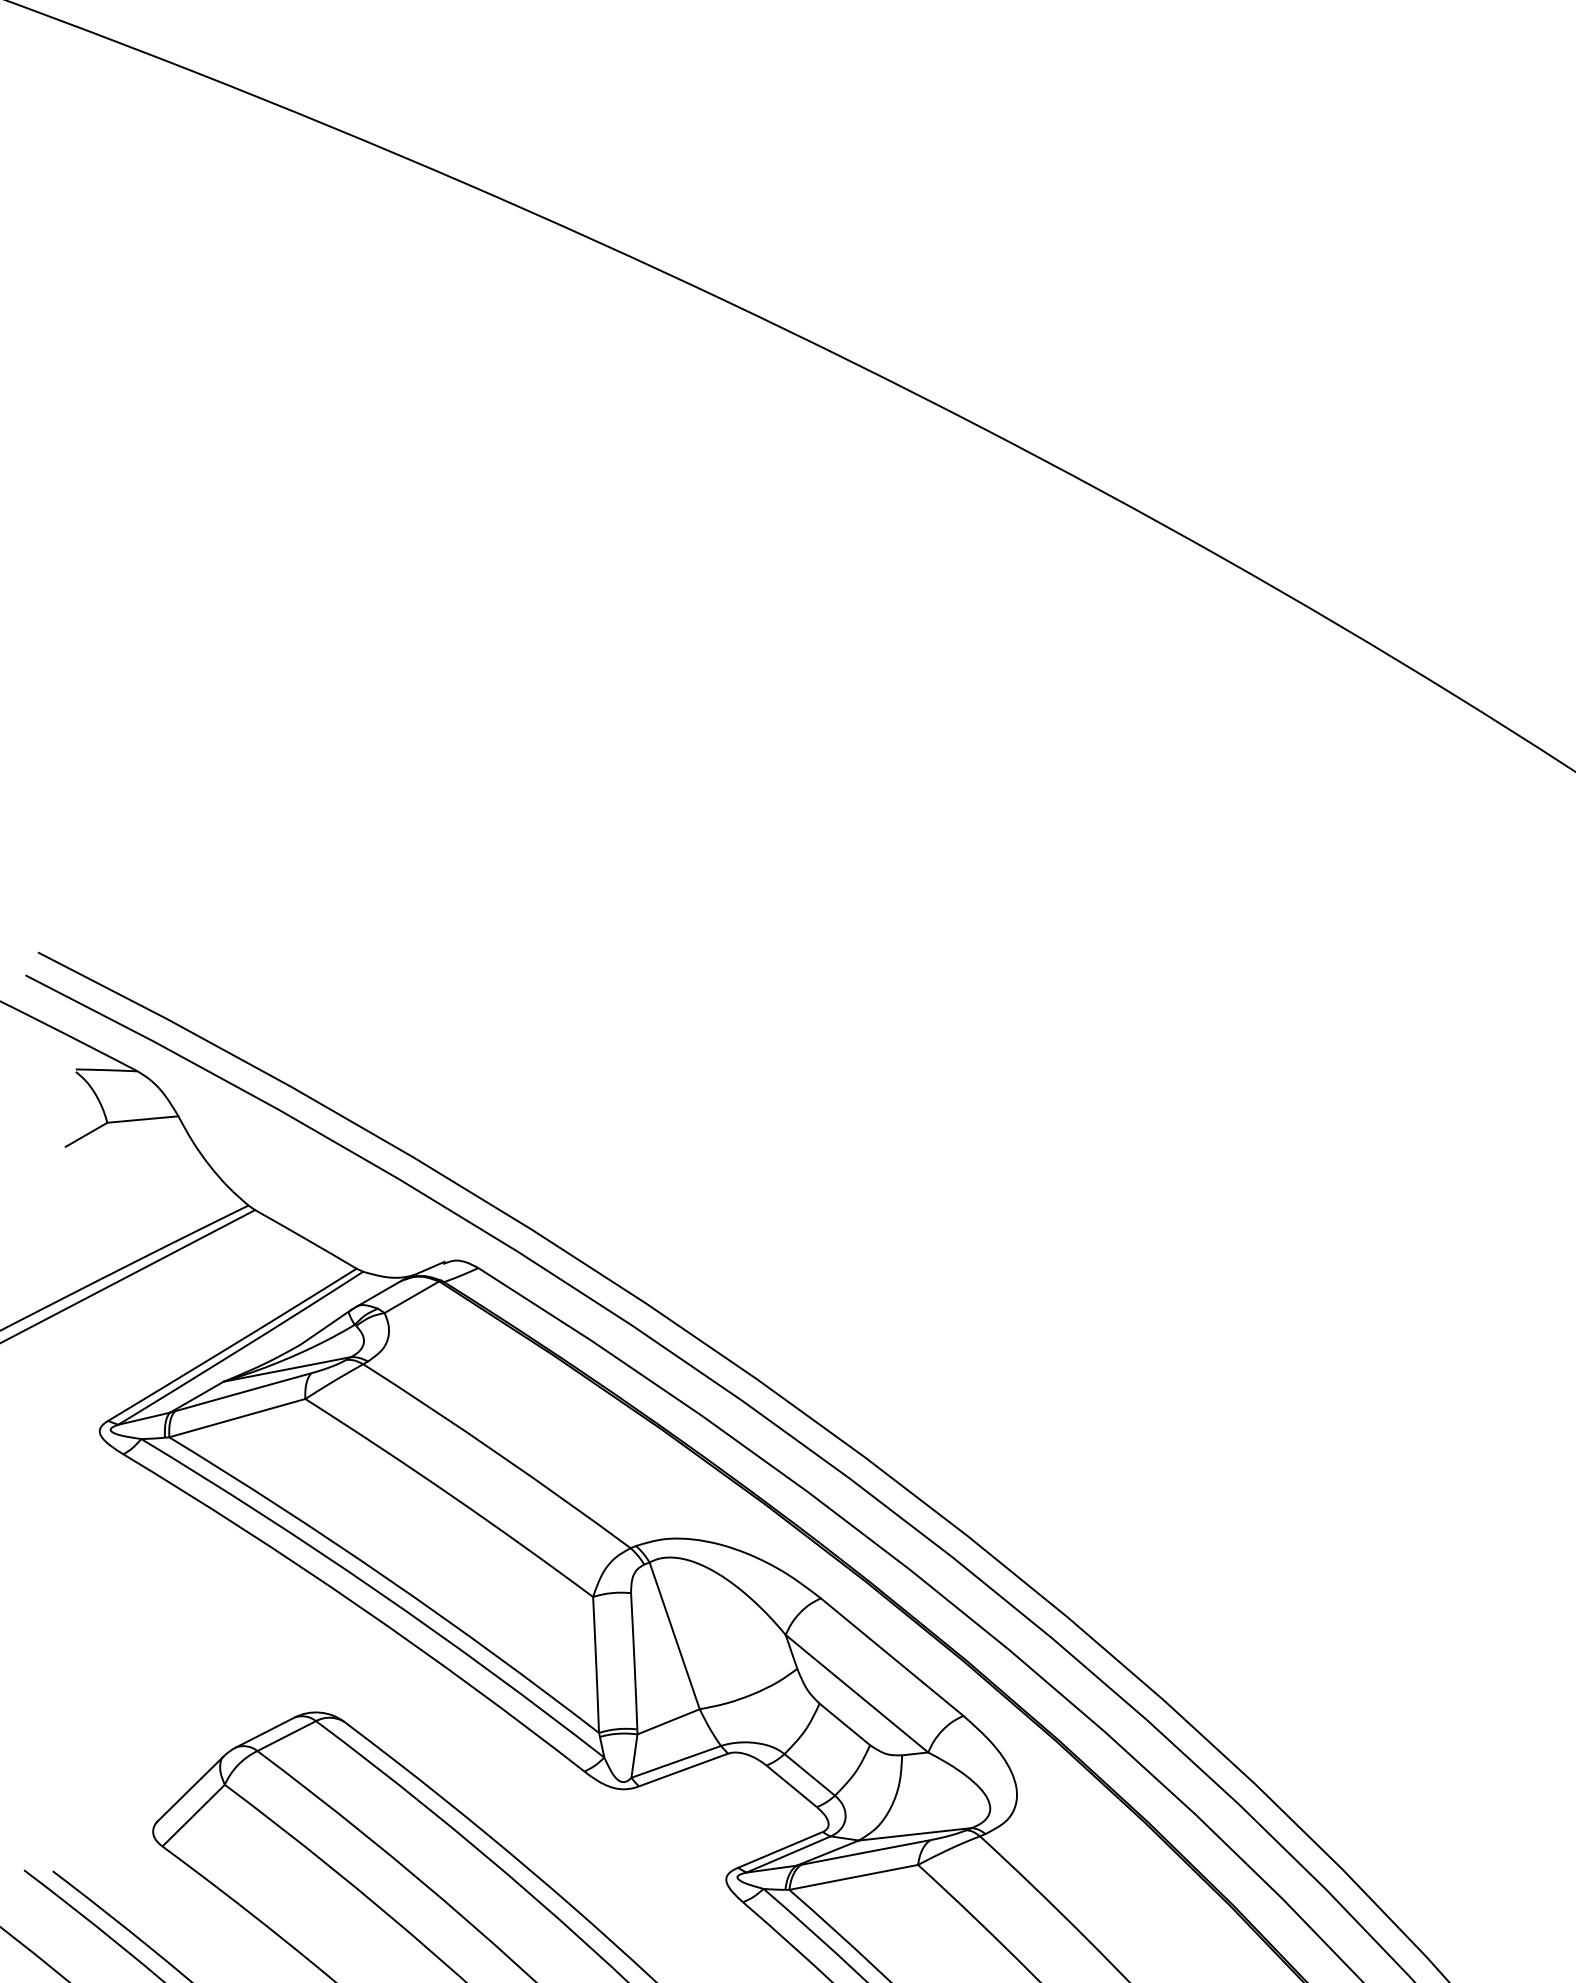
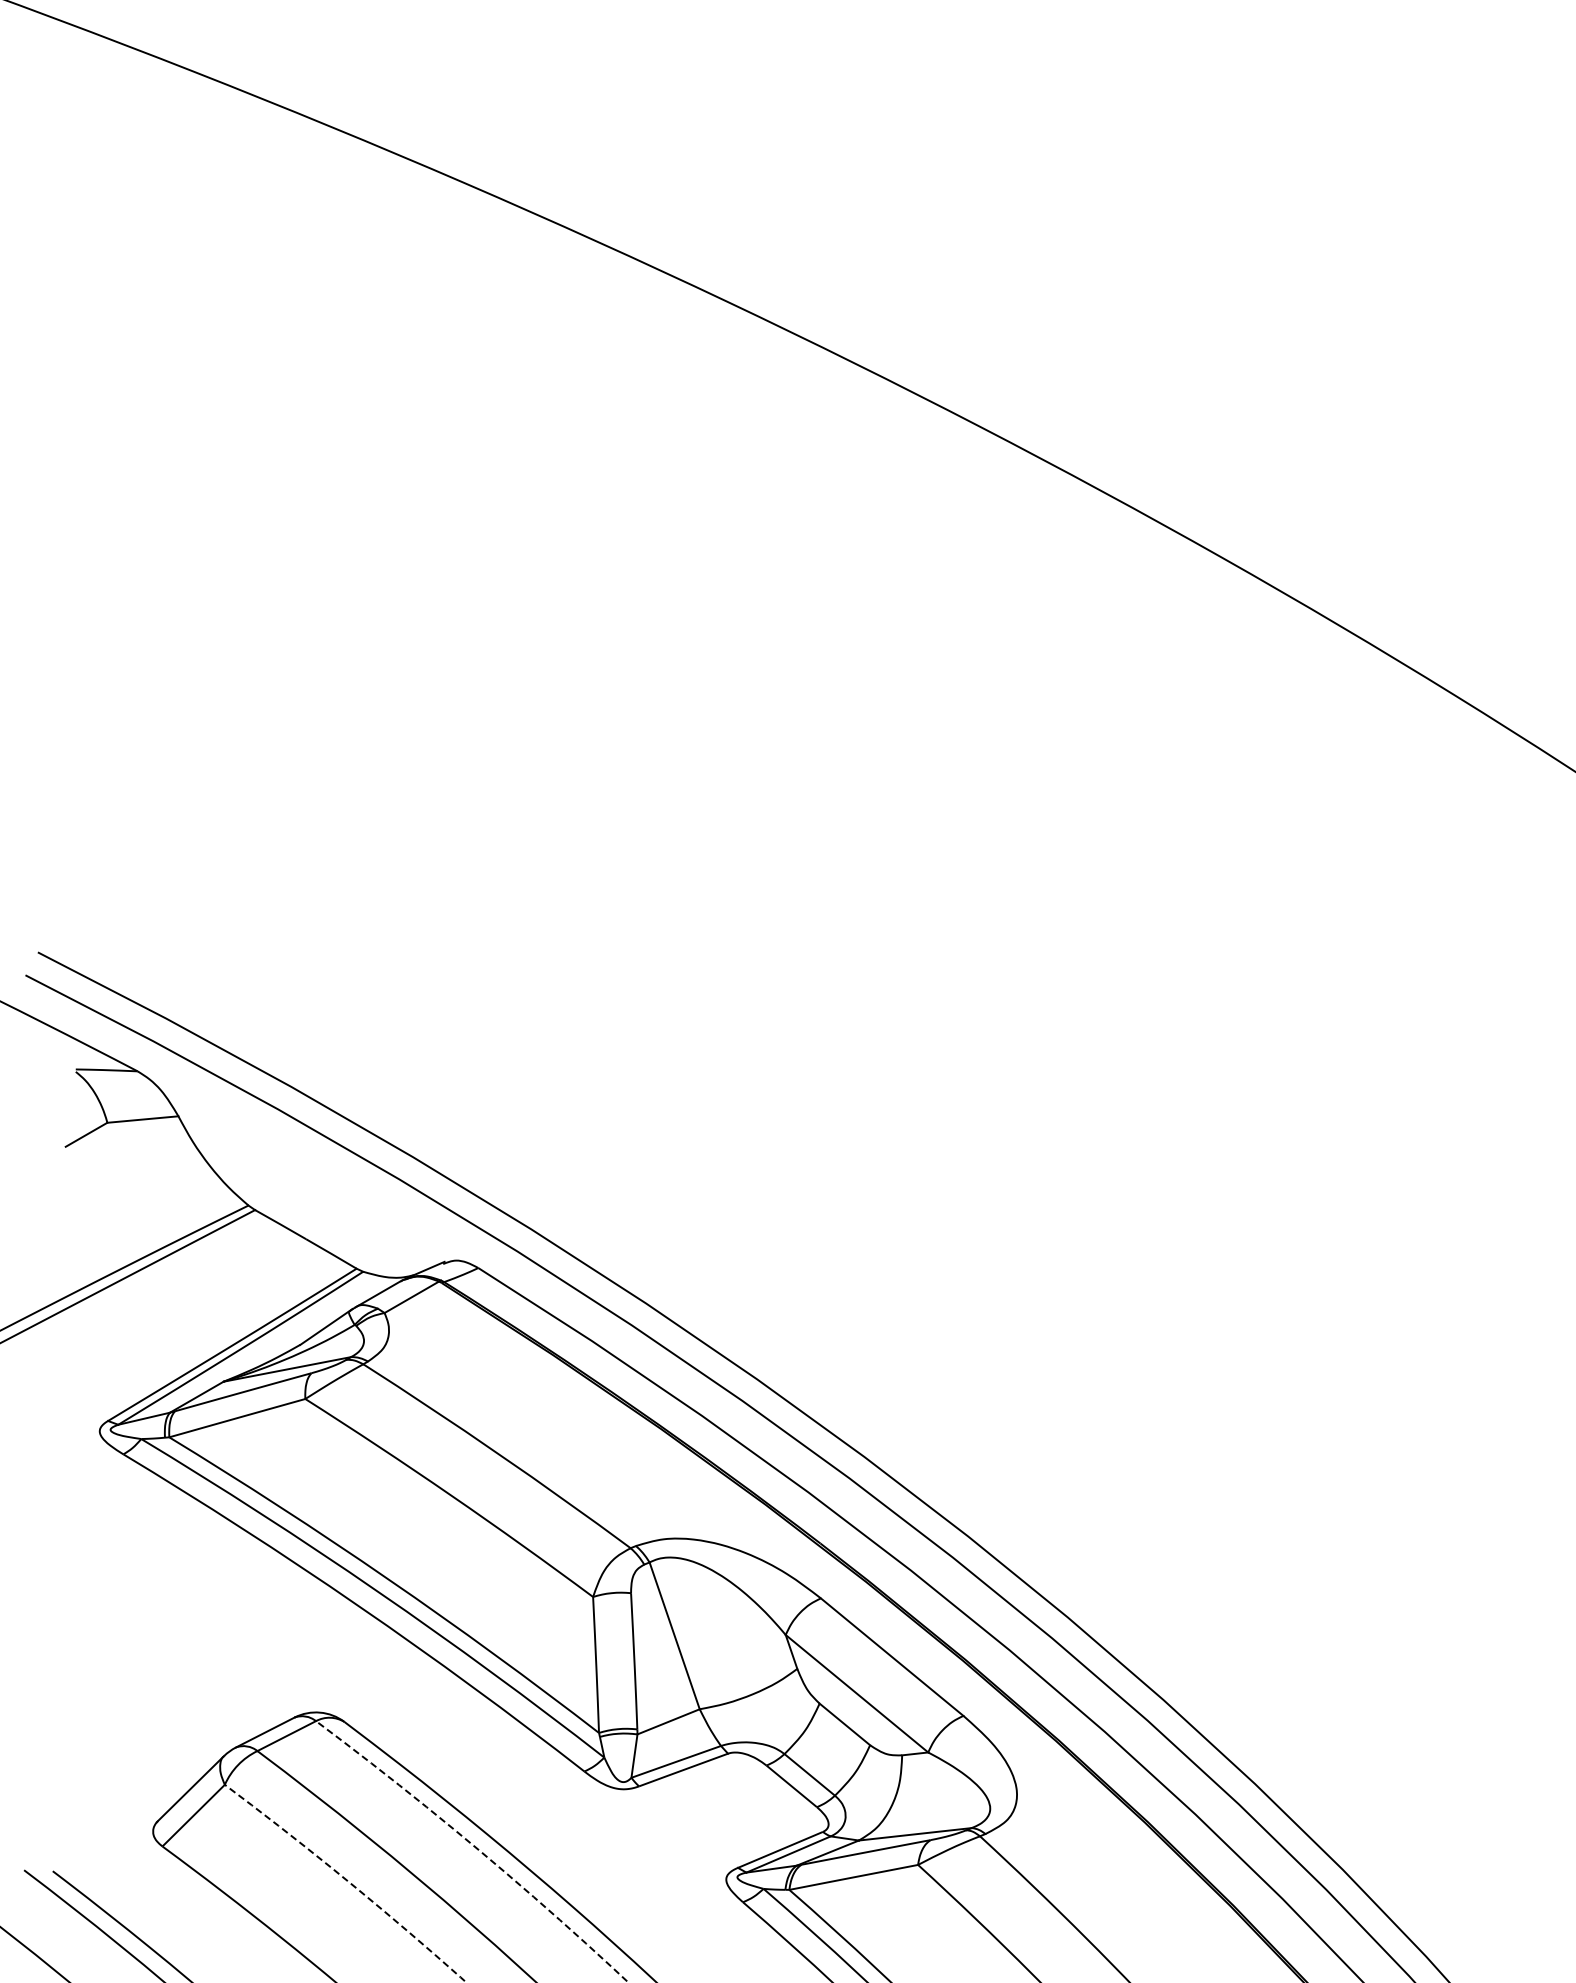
arc: solid -> dashed (475, 1847)
arc: solid -> dashed (347, 1881)
